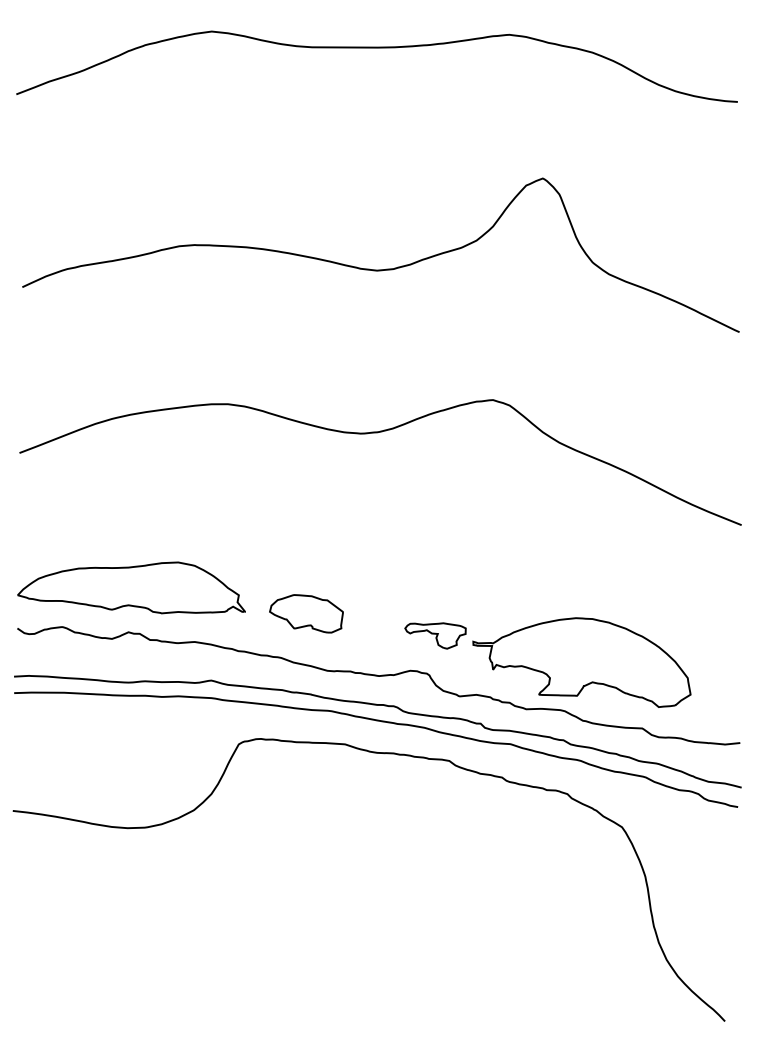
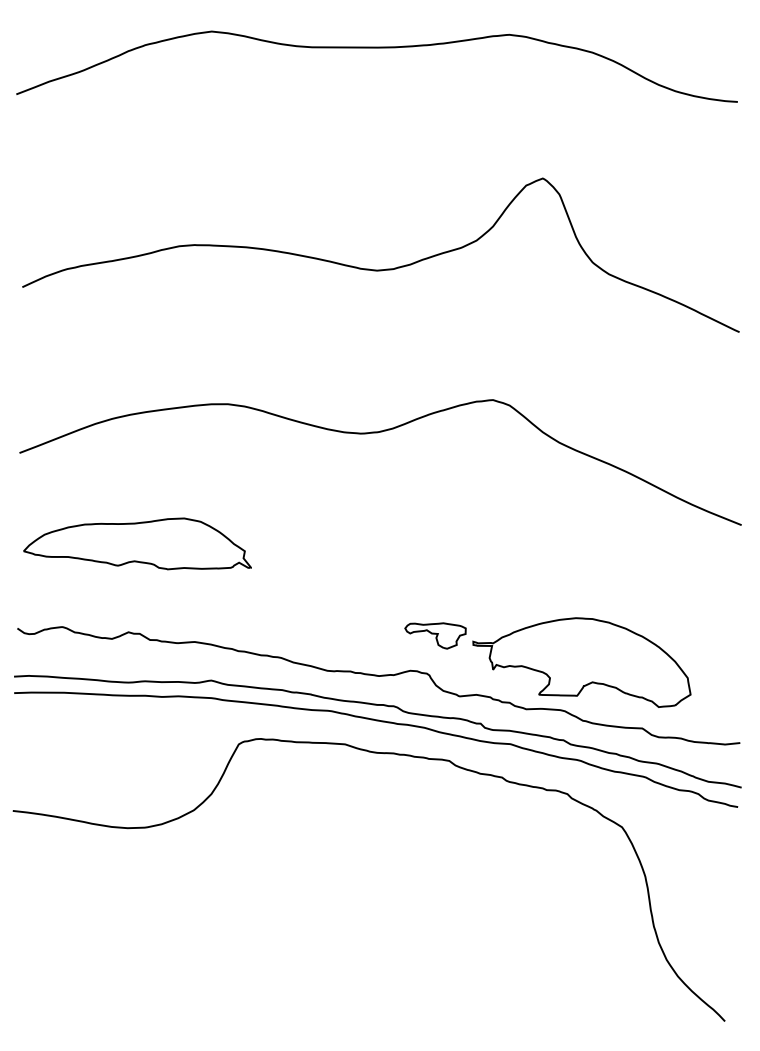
part position: (131, 587) -> (137, 543) (137, 543)
part: present -> none (306, 613)
